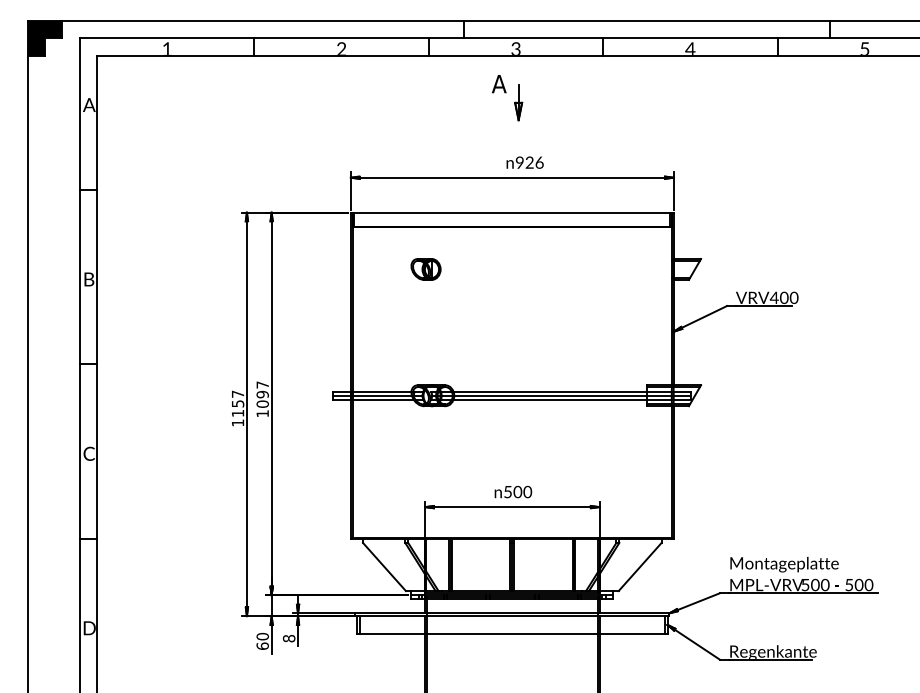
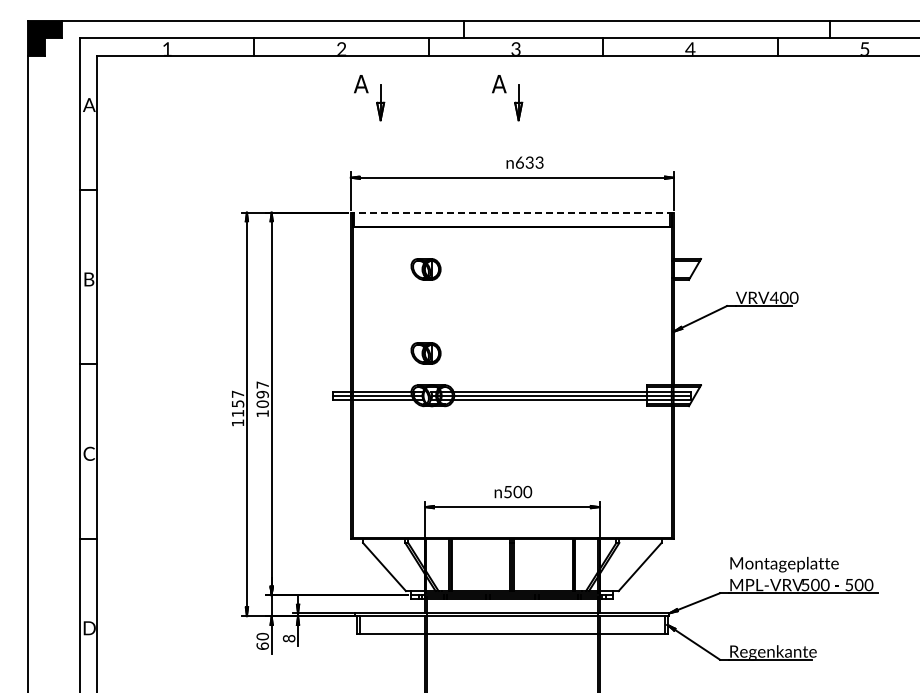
part: none -> present (369, 98)
text: 926 -> 633 (529, 162)
line: solid -> dashed (511, 212)
part: none -> present (425, 353)
